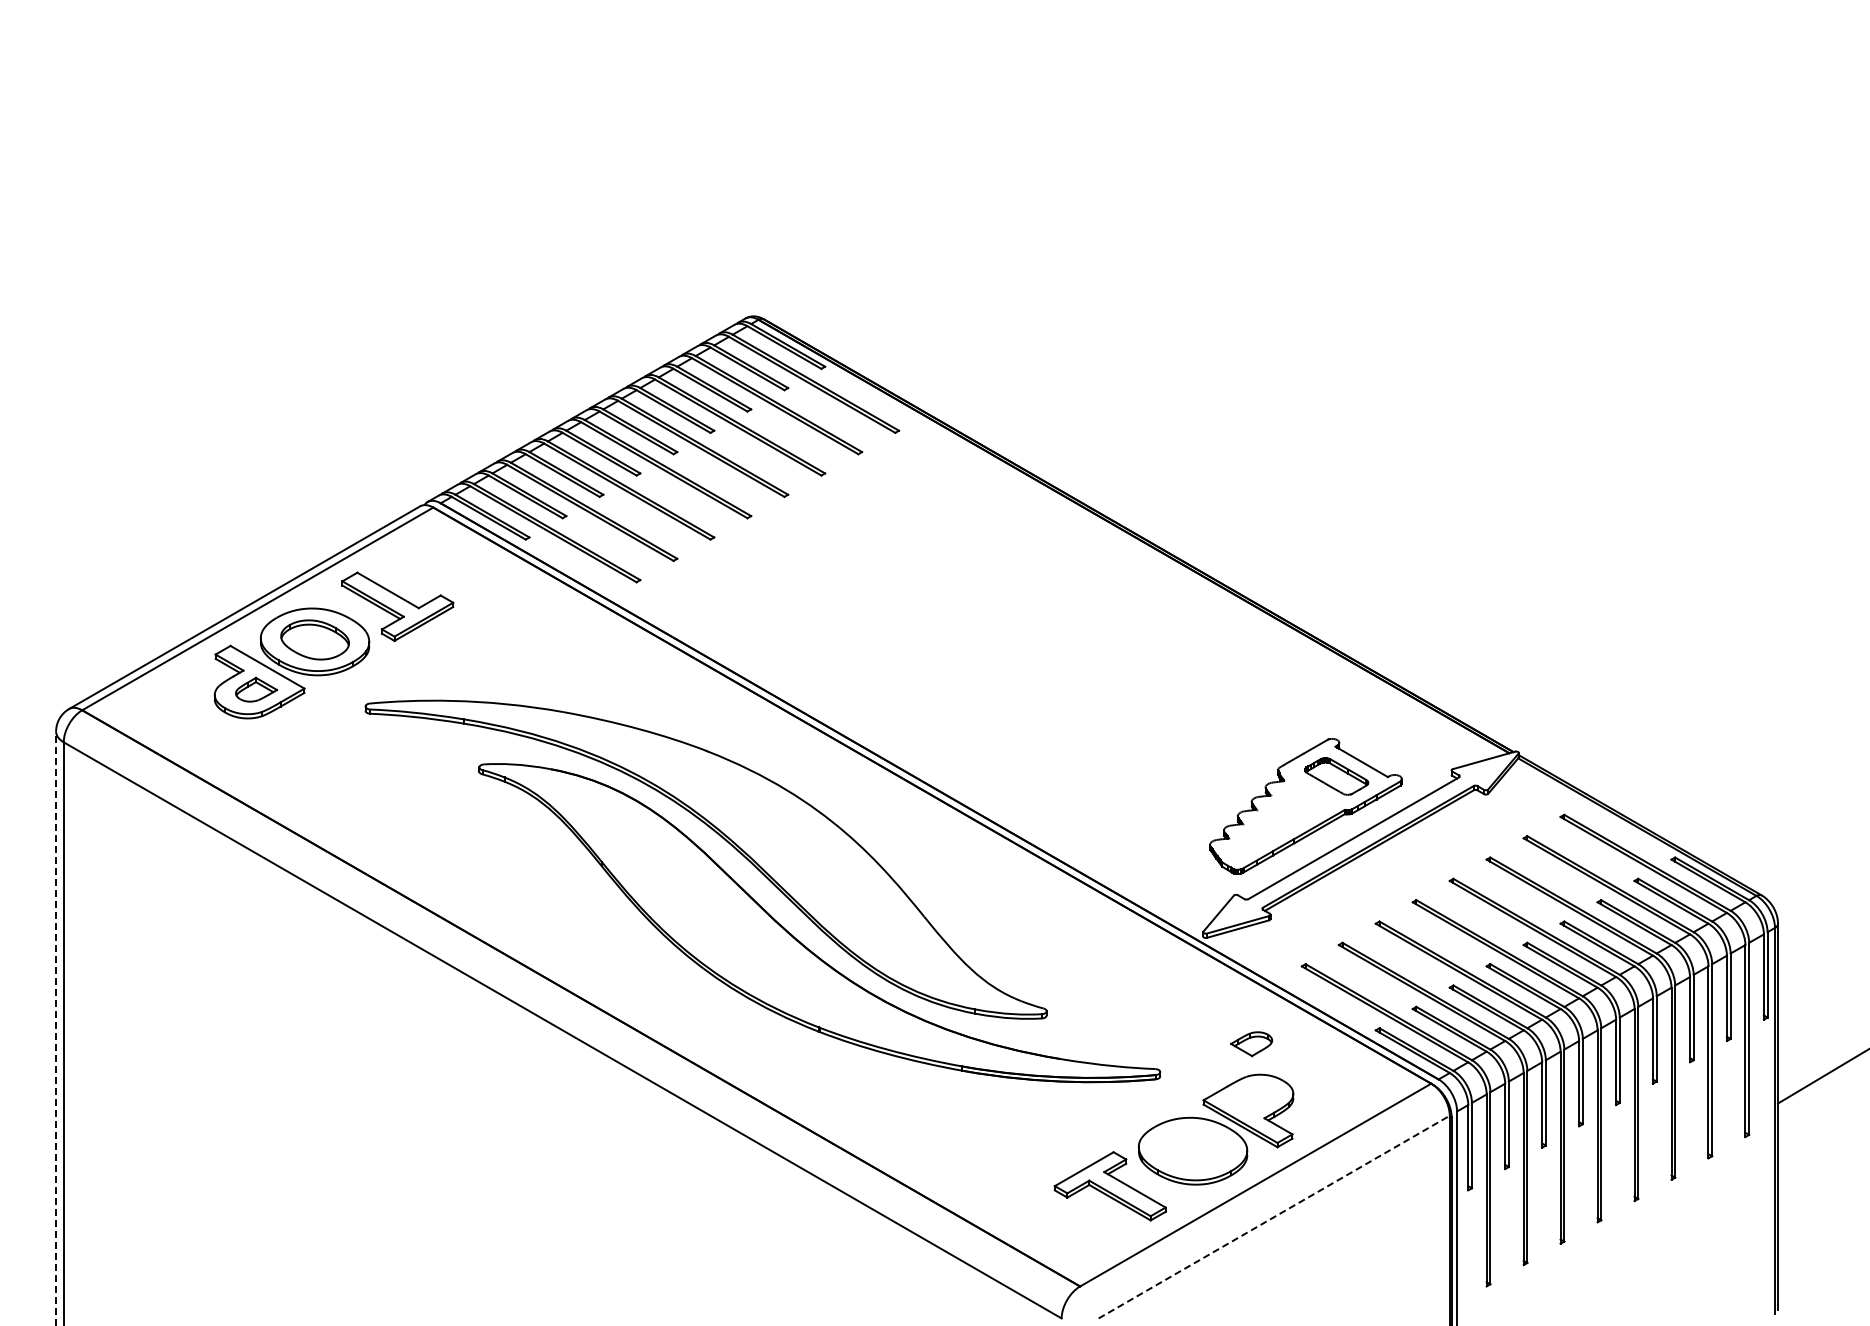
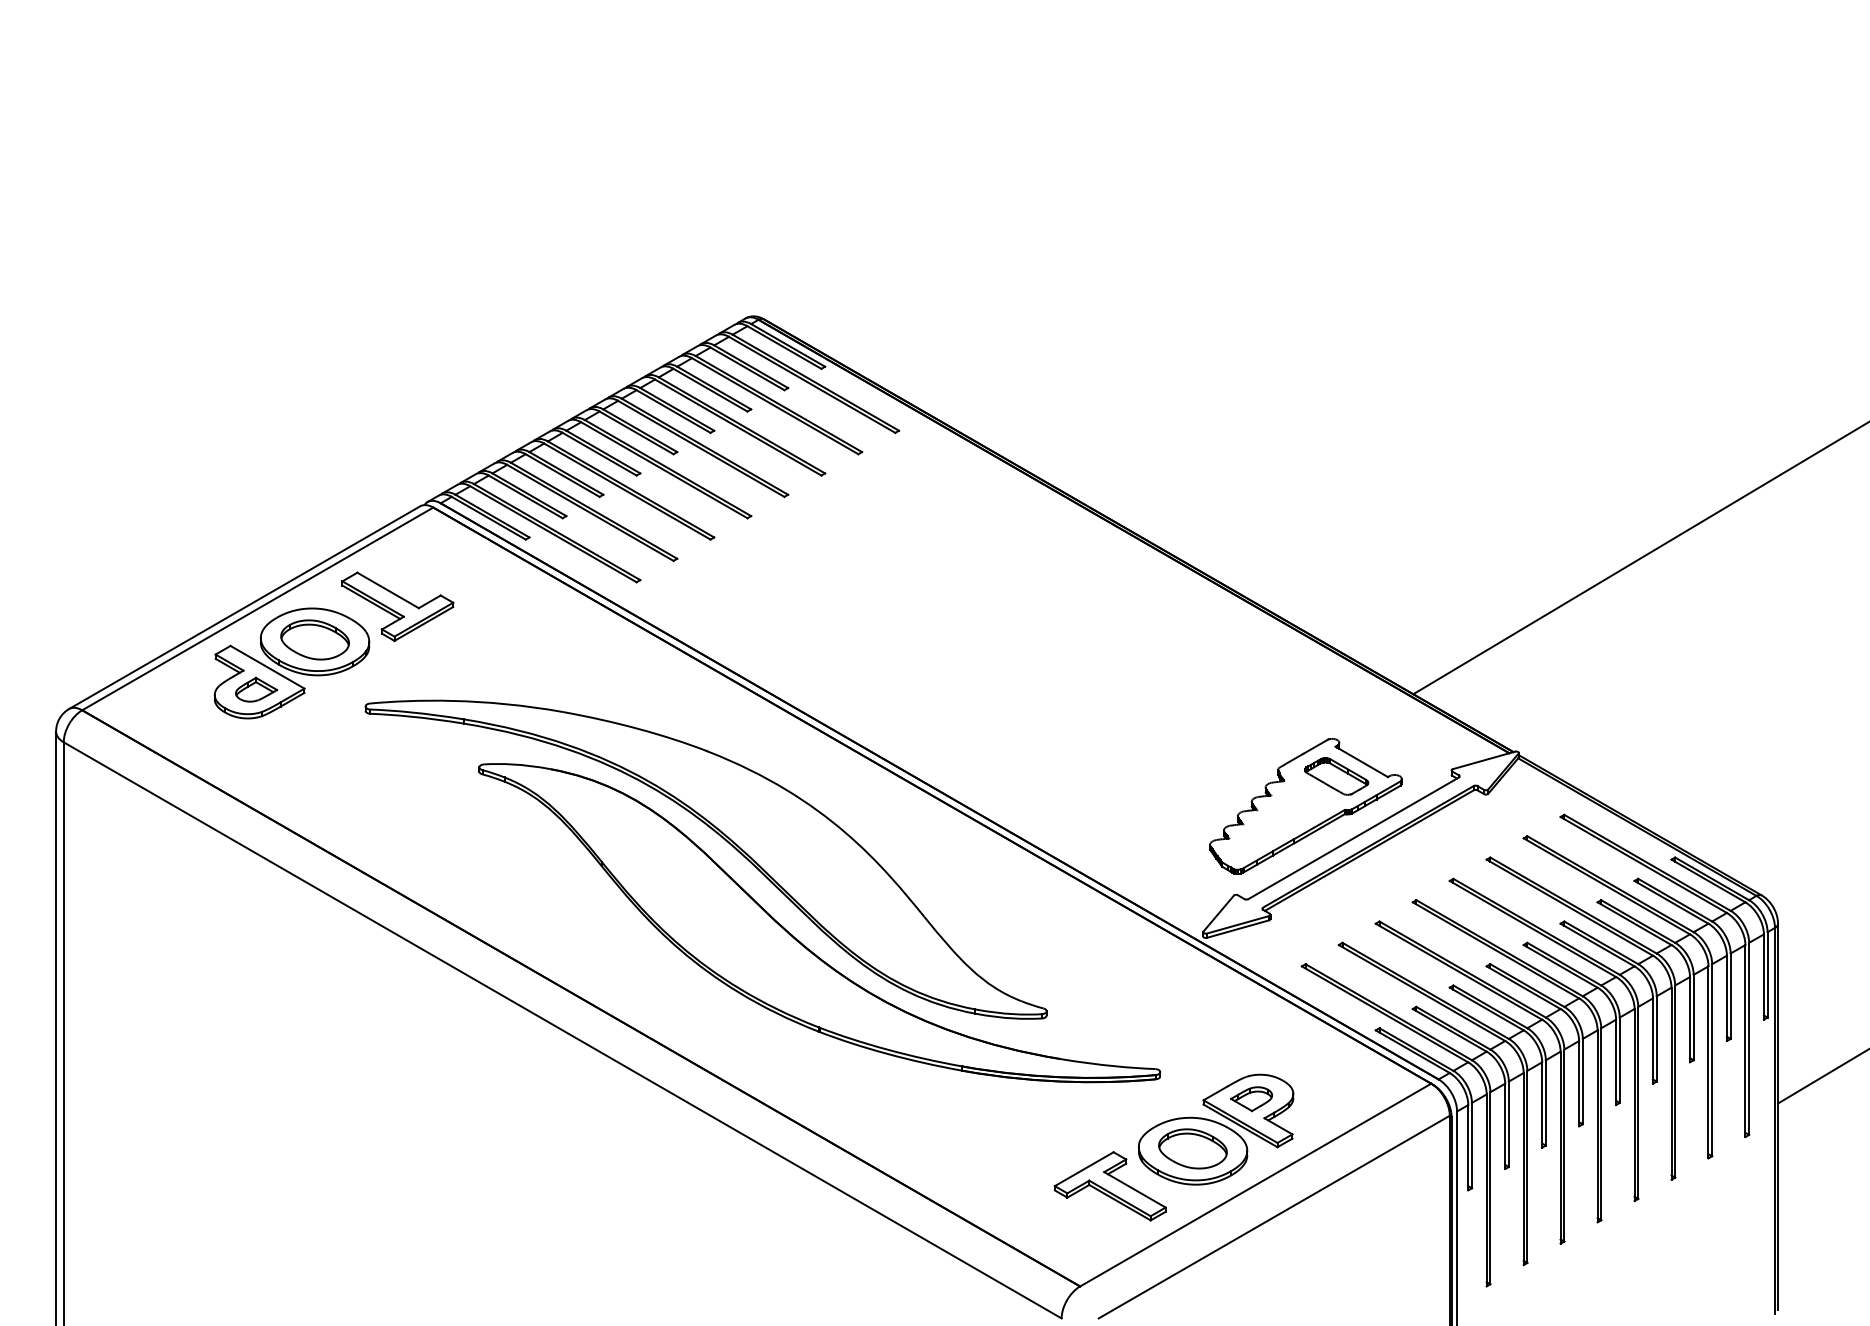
line: none -> present (1639, 558)
line: dashed -> solid (56, 1028)
part position: (1251, 1044) -> (1251, 1099) (1251, 1099)
part: none -> present (1192, 1148)
line: dashed -> solid (1274, 1217)
